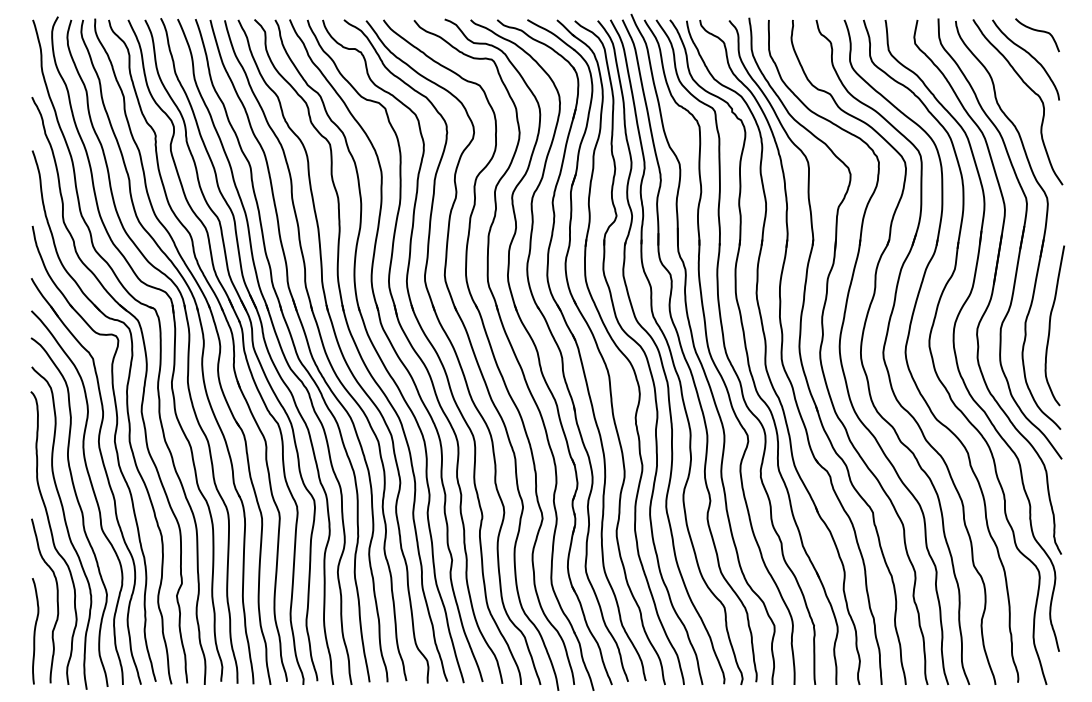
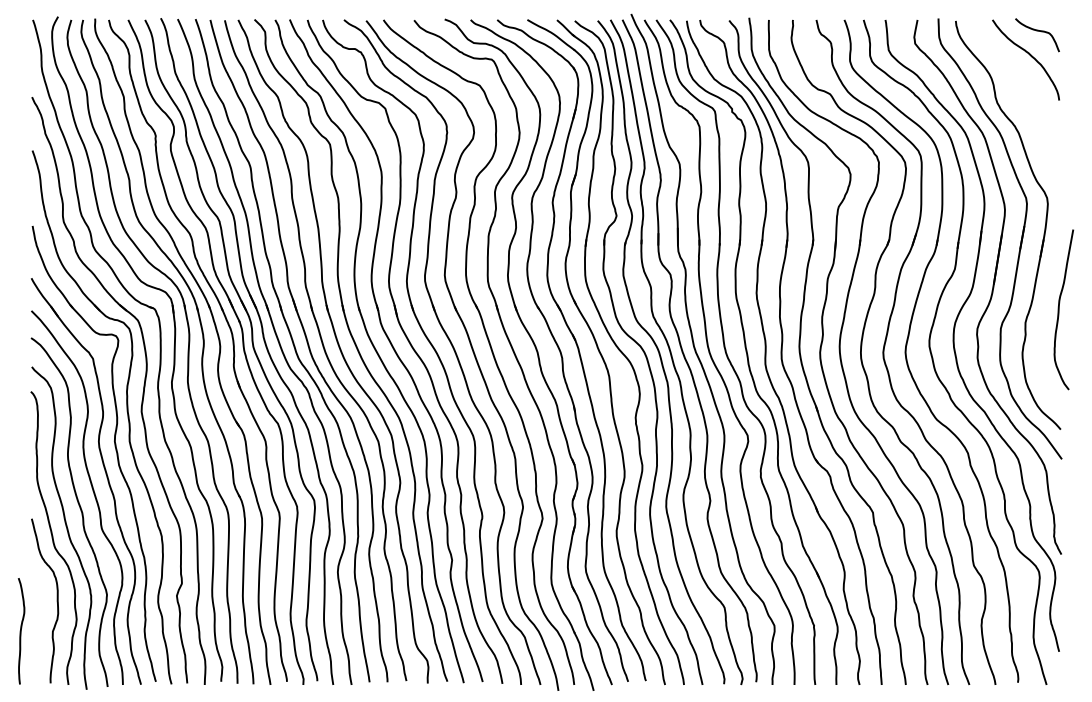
curve: present -> none (1029, 89)
curve position: (1050, 325) -> (1059, 309) (1059, 309)
curve position: (35, 631) -> (21, 631) (21, 631)
